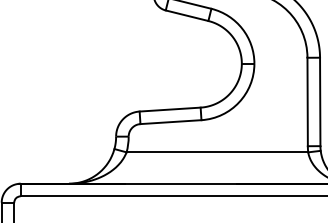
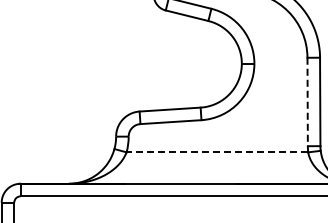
line: solid -> dashed (307, 102)
line: solid -> dashed (217, 152)
